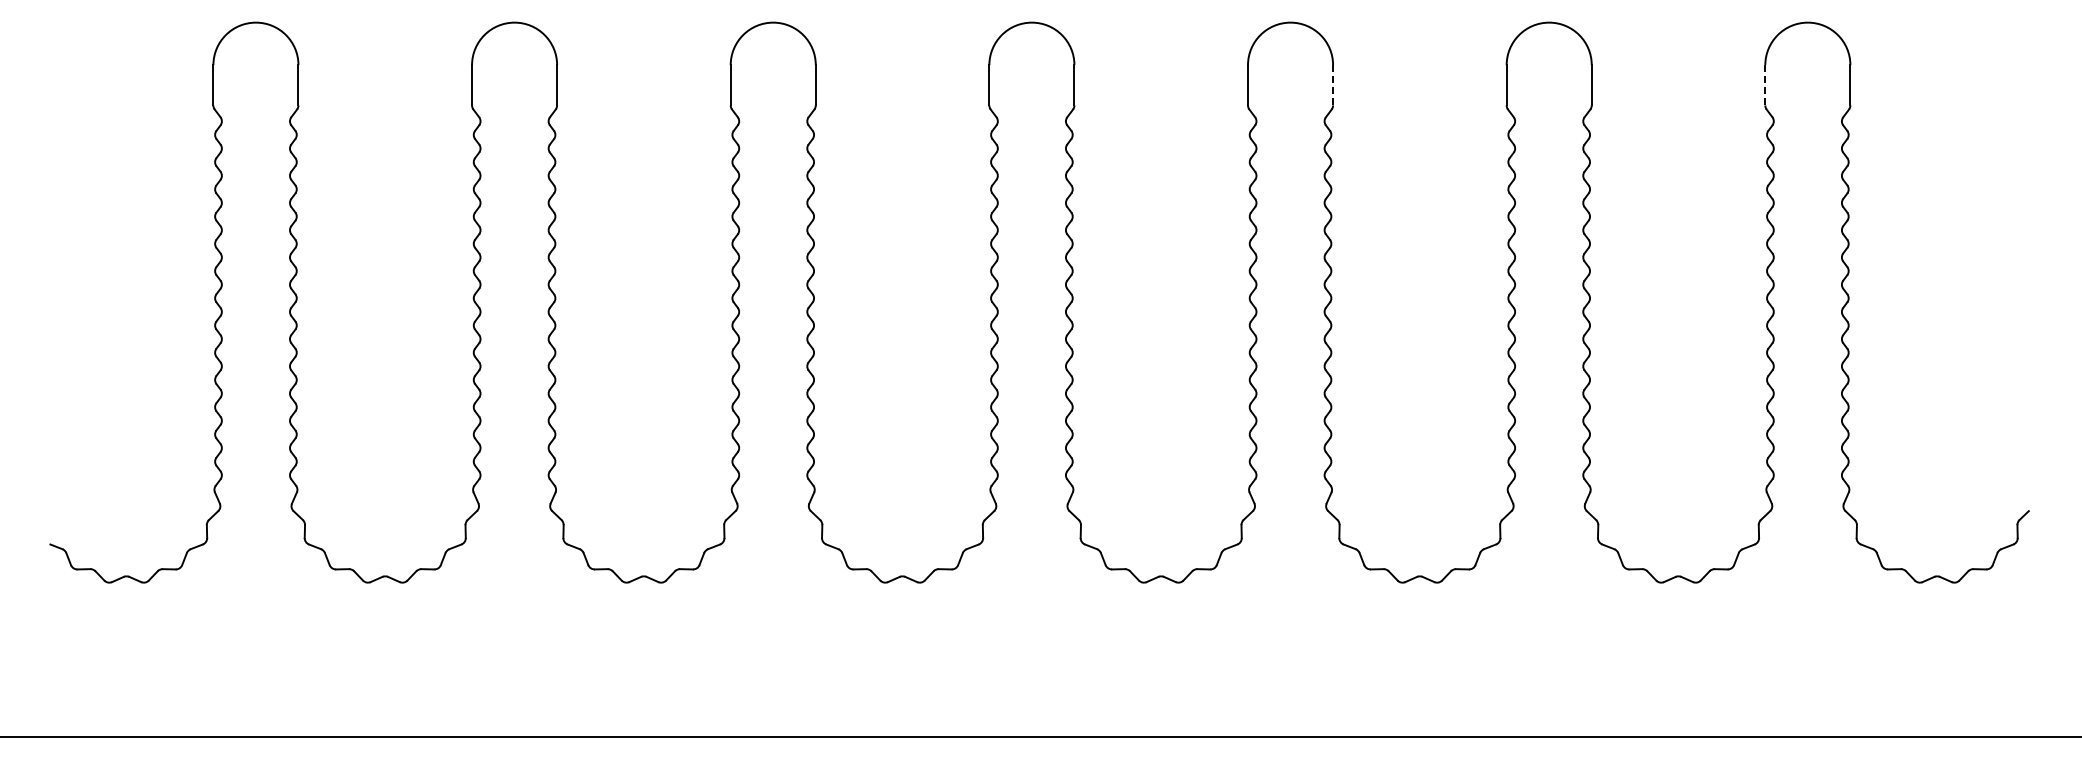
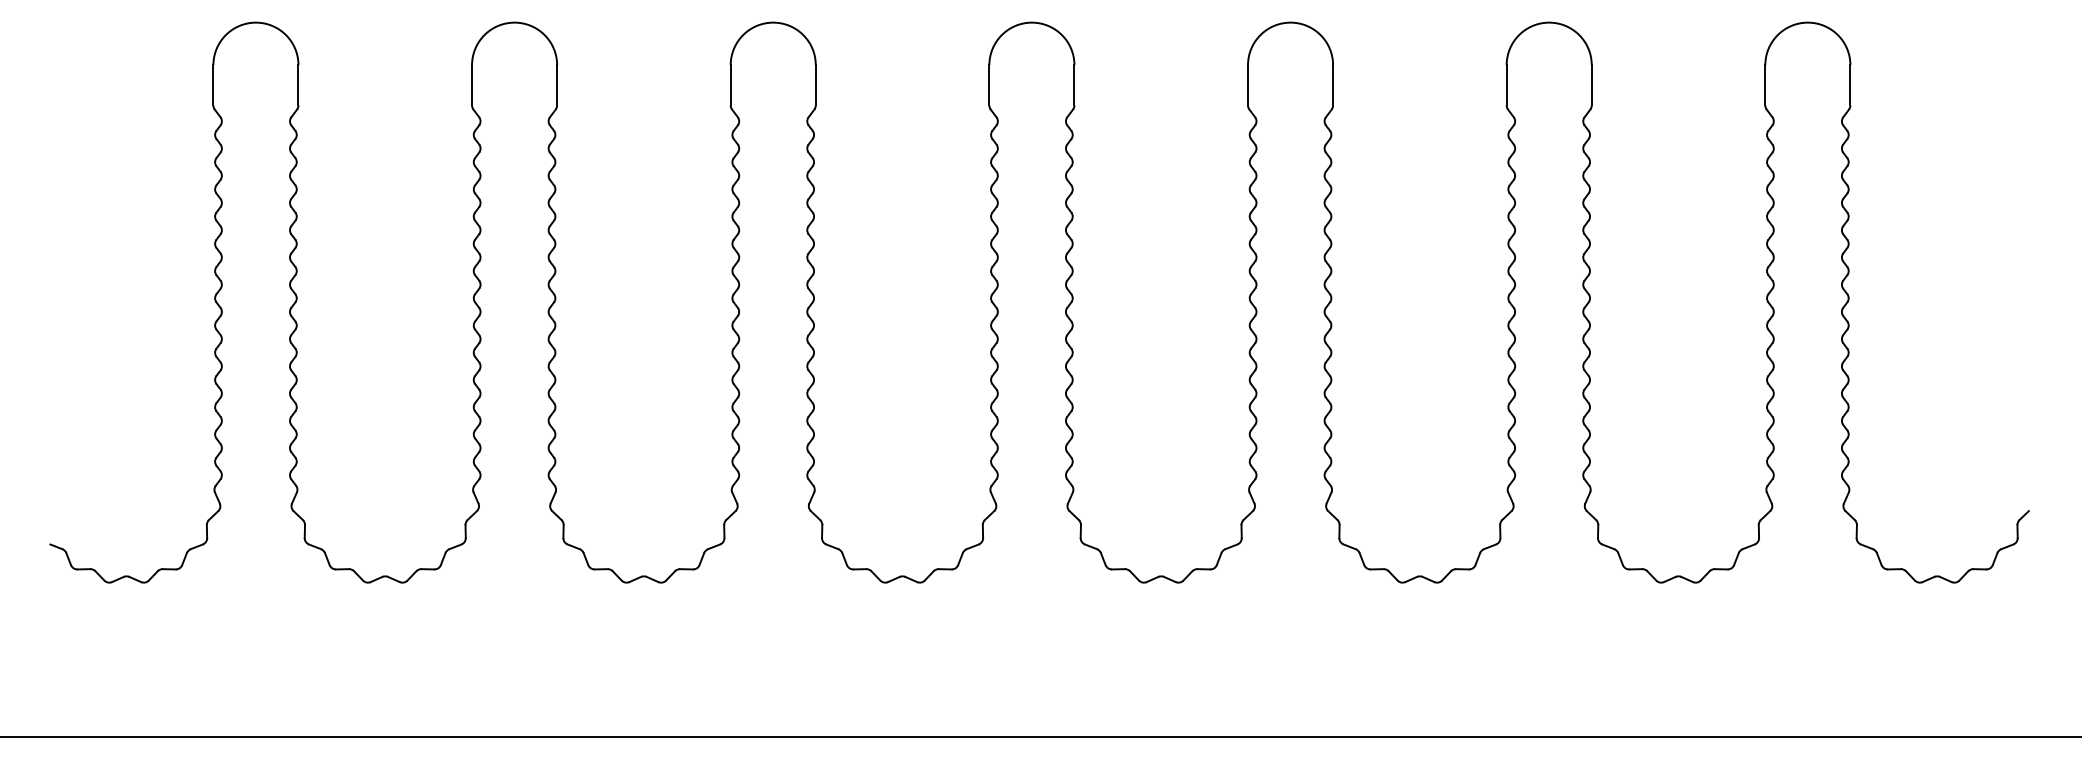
line: dashed -> solid (1333, 84)
line: dashed -> solid (1765, 85)
